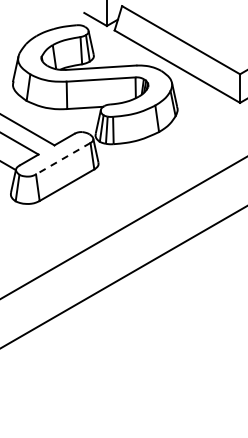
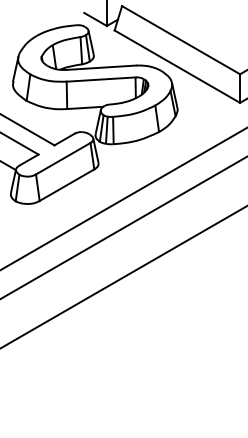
line: dashed -> solid (62, 158)
line: none -> present (123, 199)
